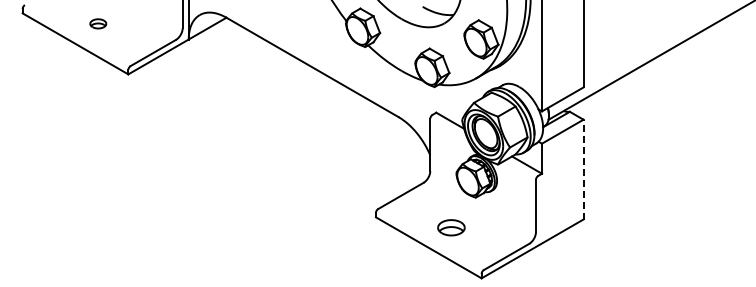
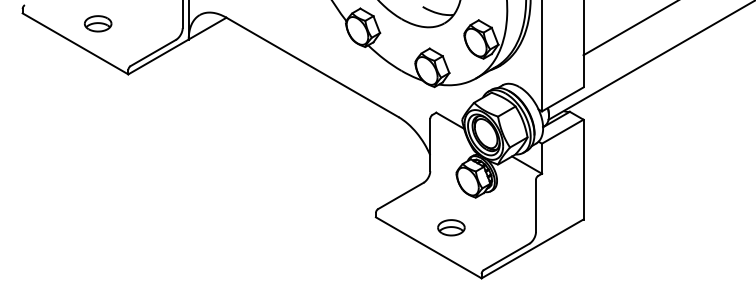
part size: 19x12 px -> 29x18 px (98, 23)
line: none -> present (629, 28)
line: dashed -> solid (583, 169)
